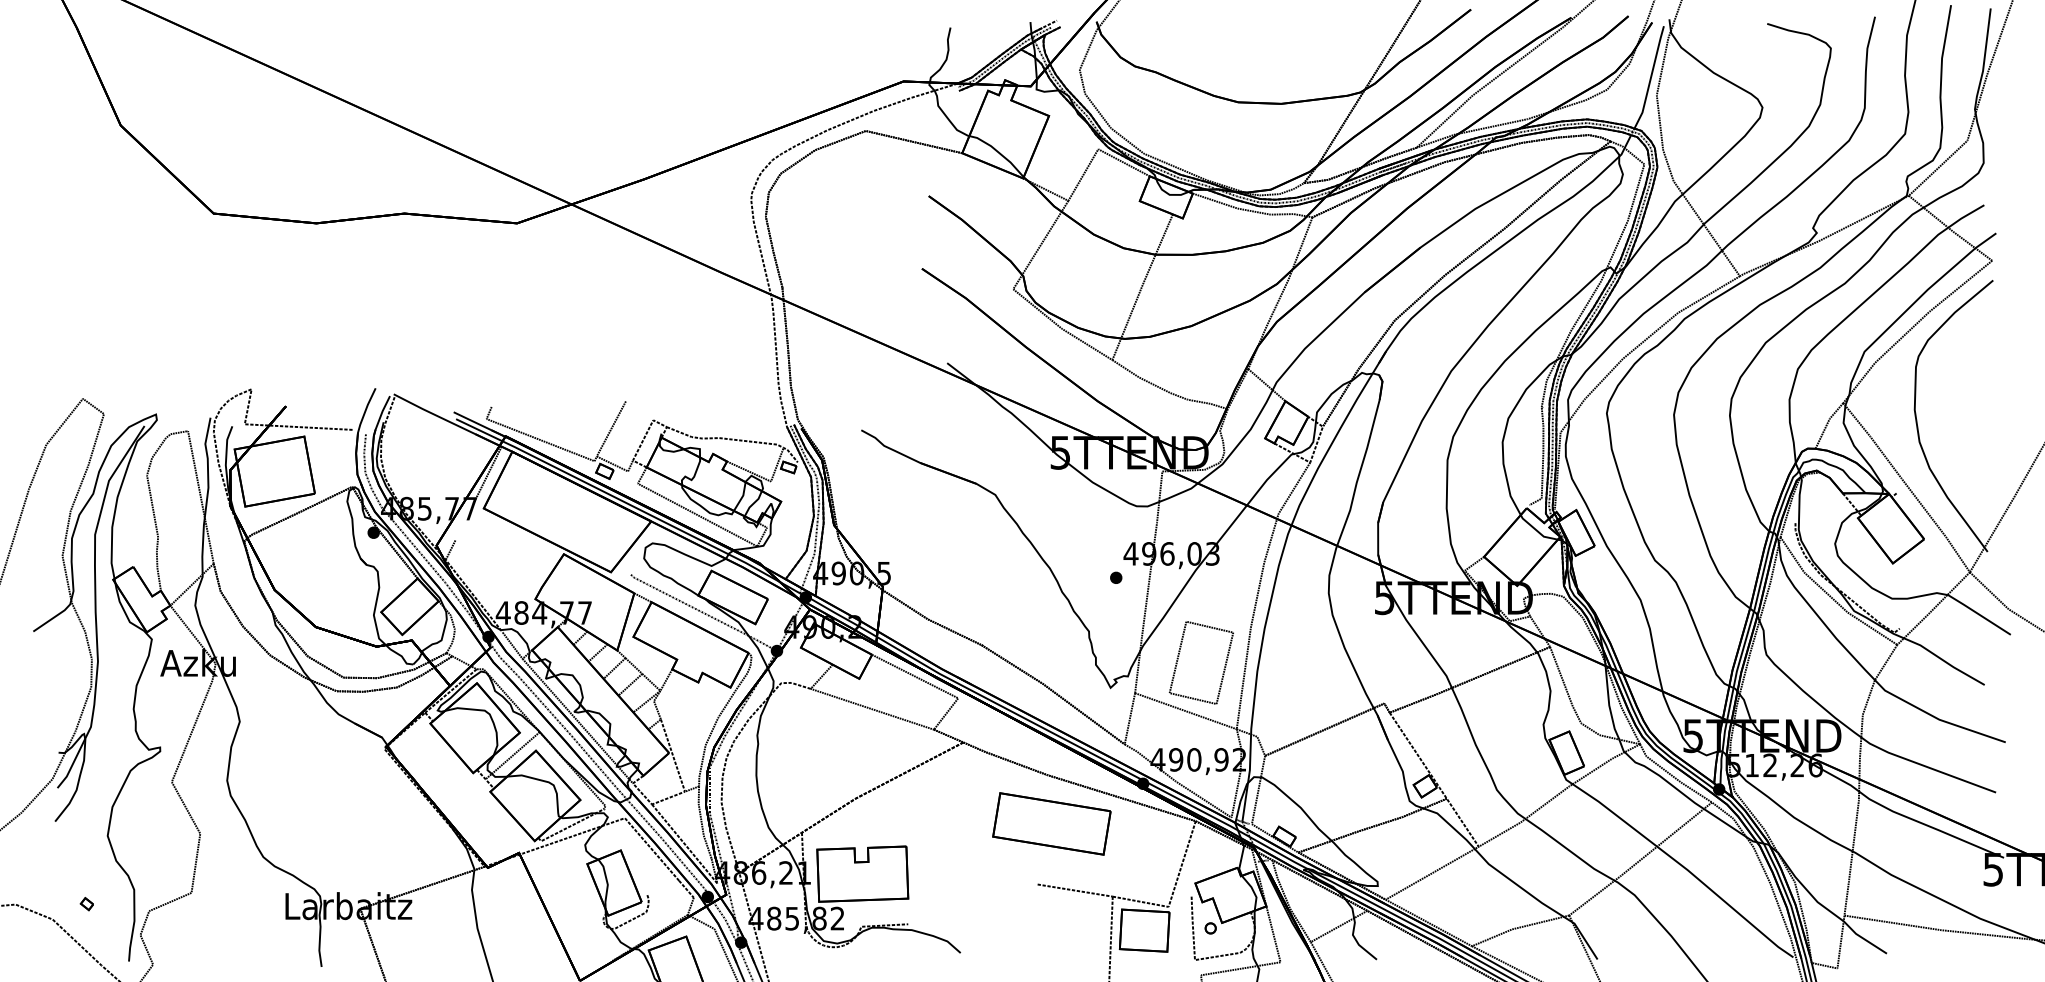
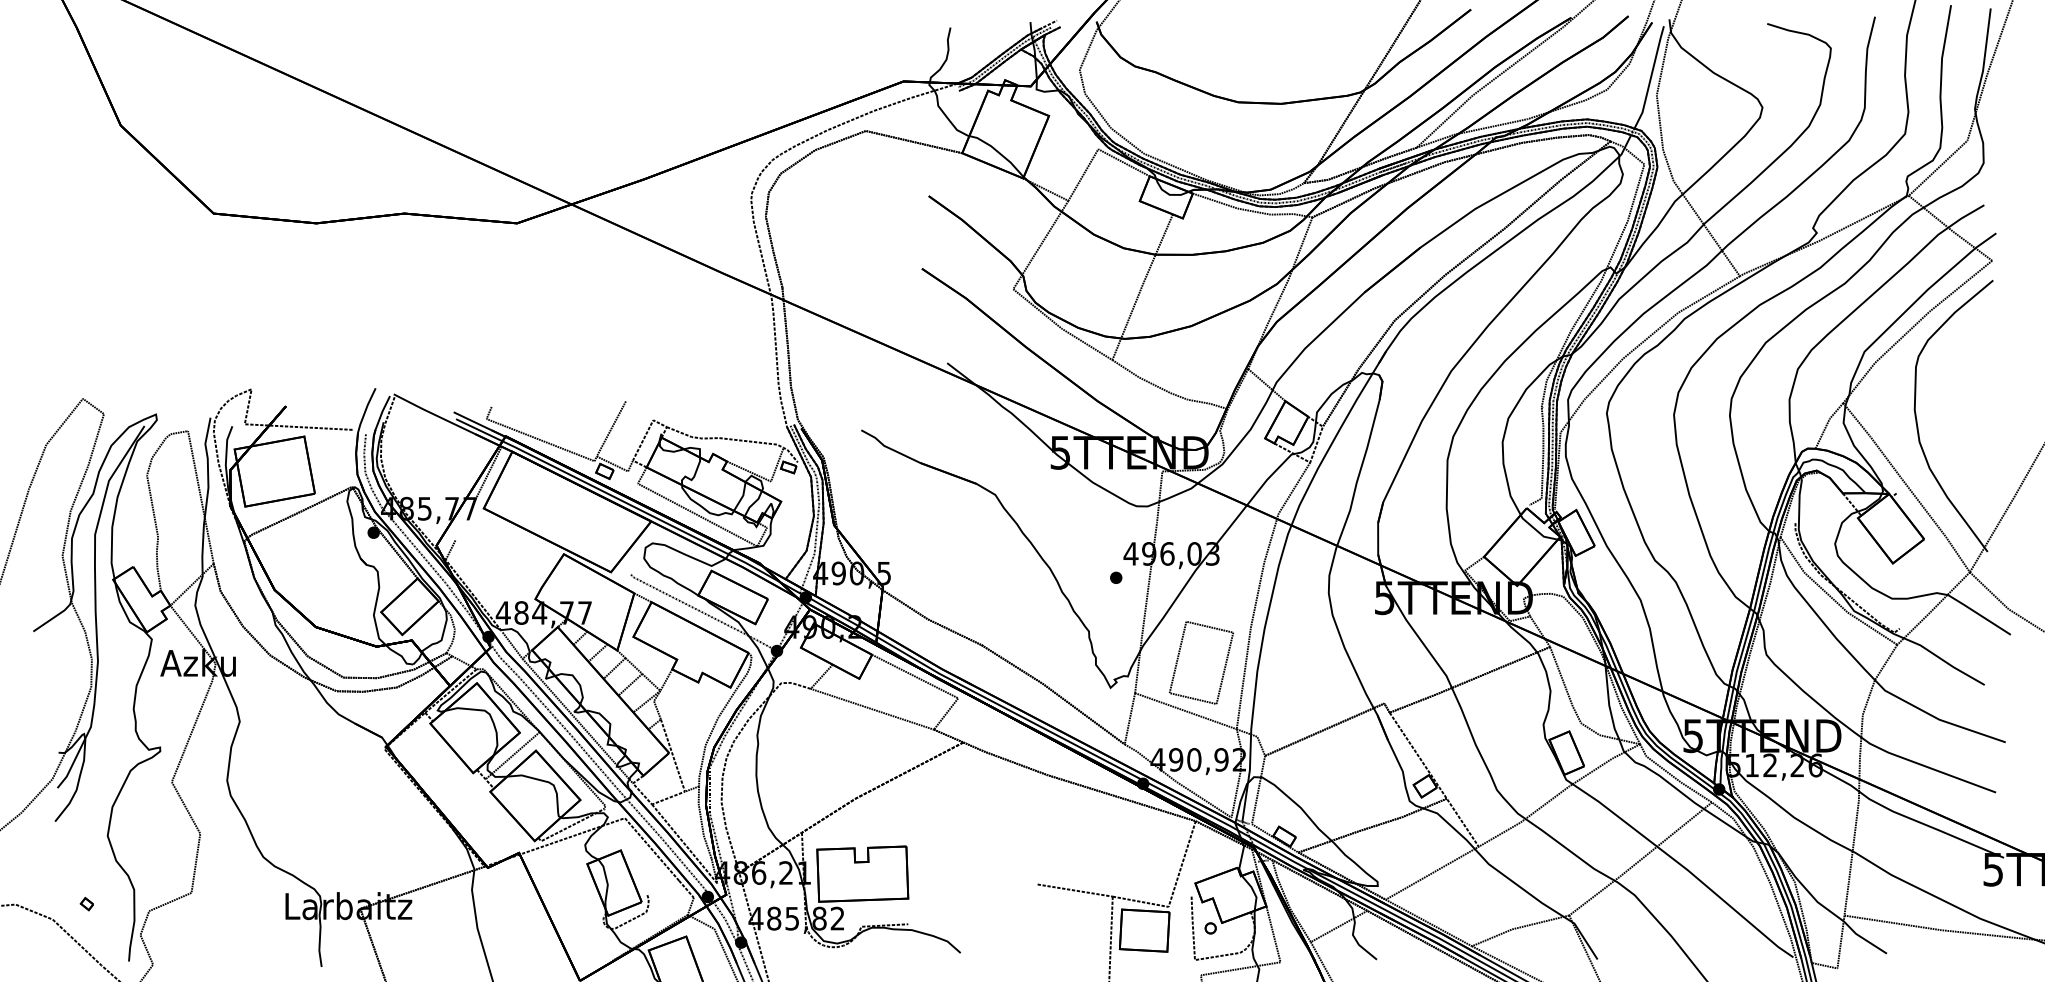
part: present -> none (1051, 823)
